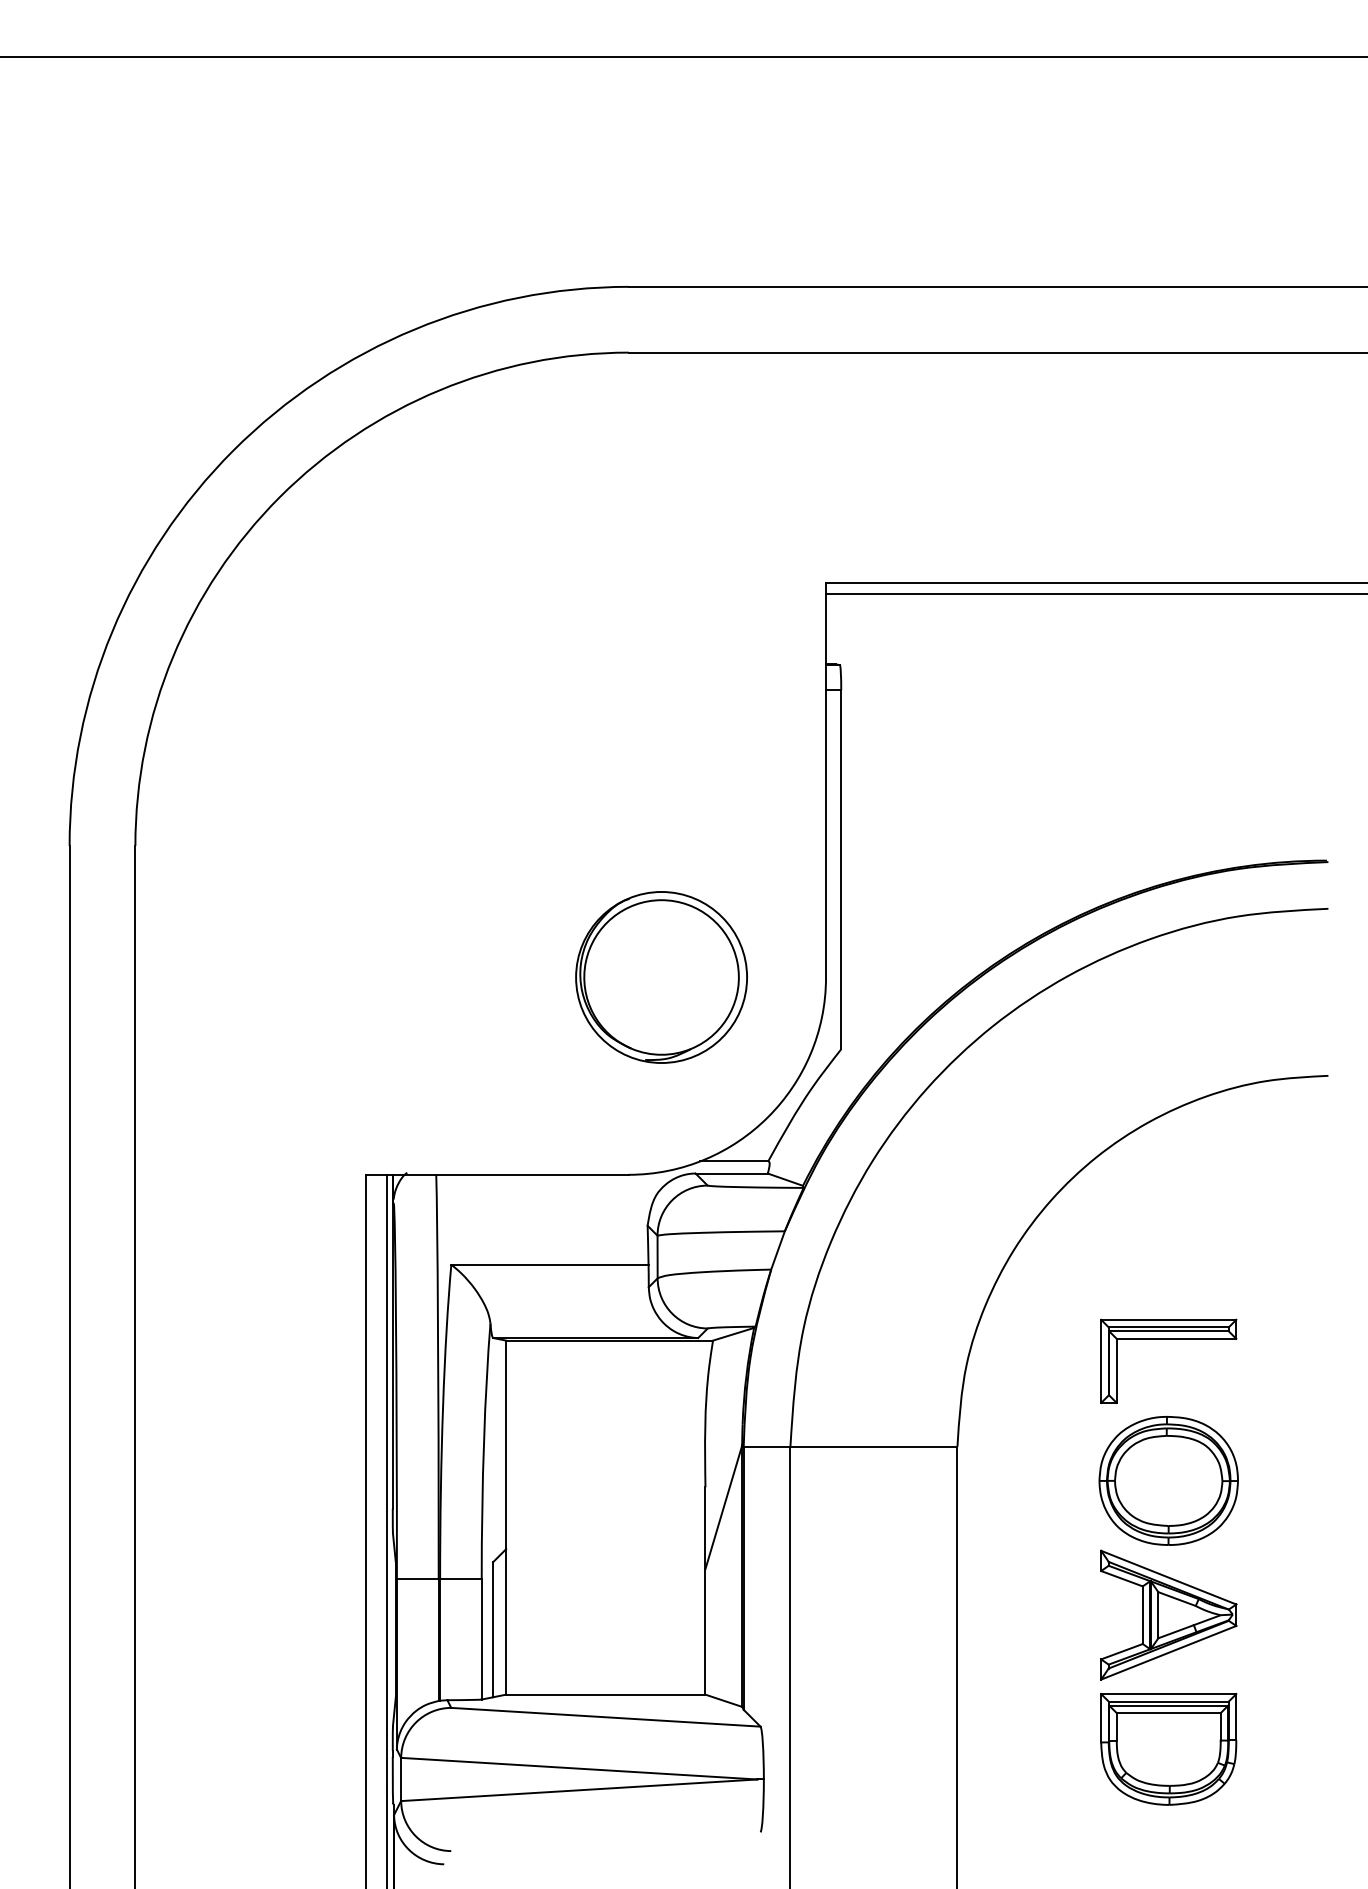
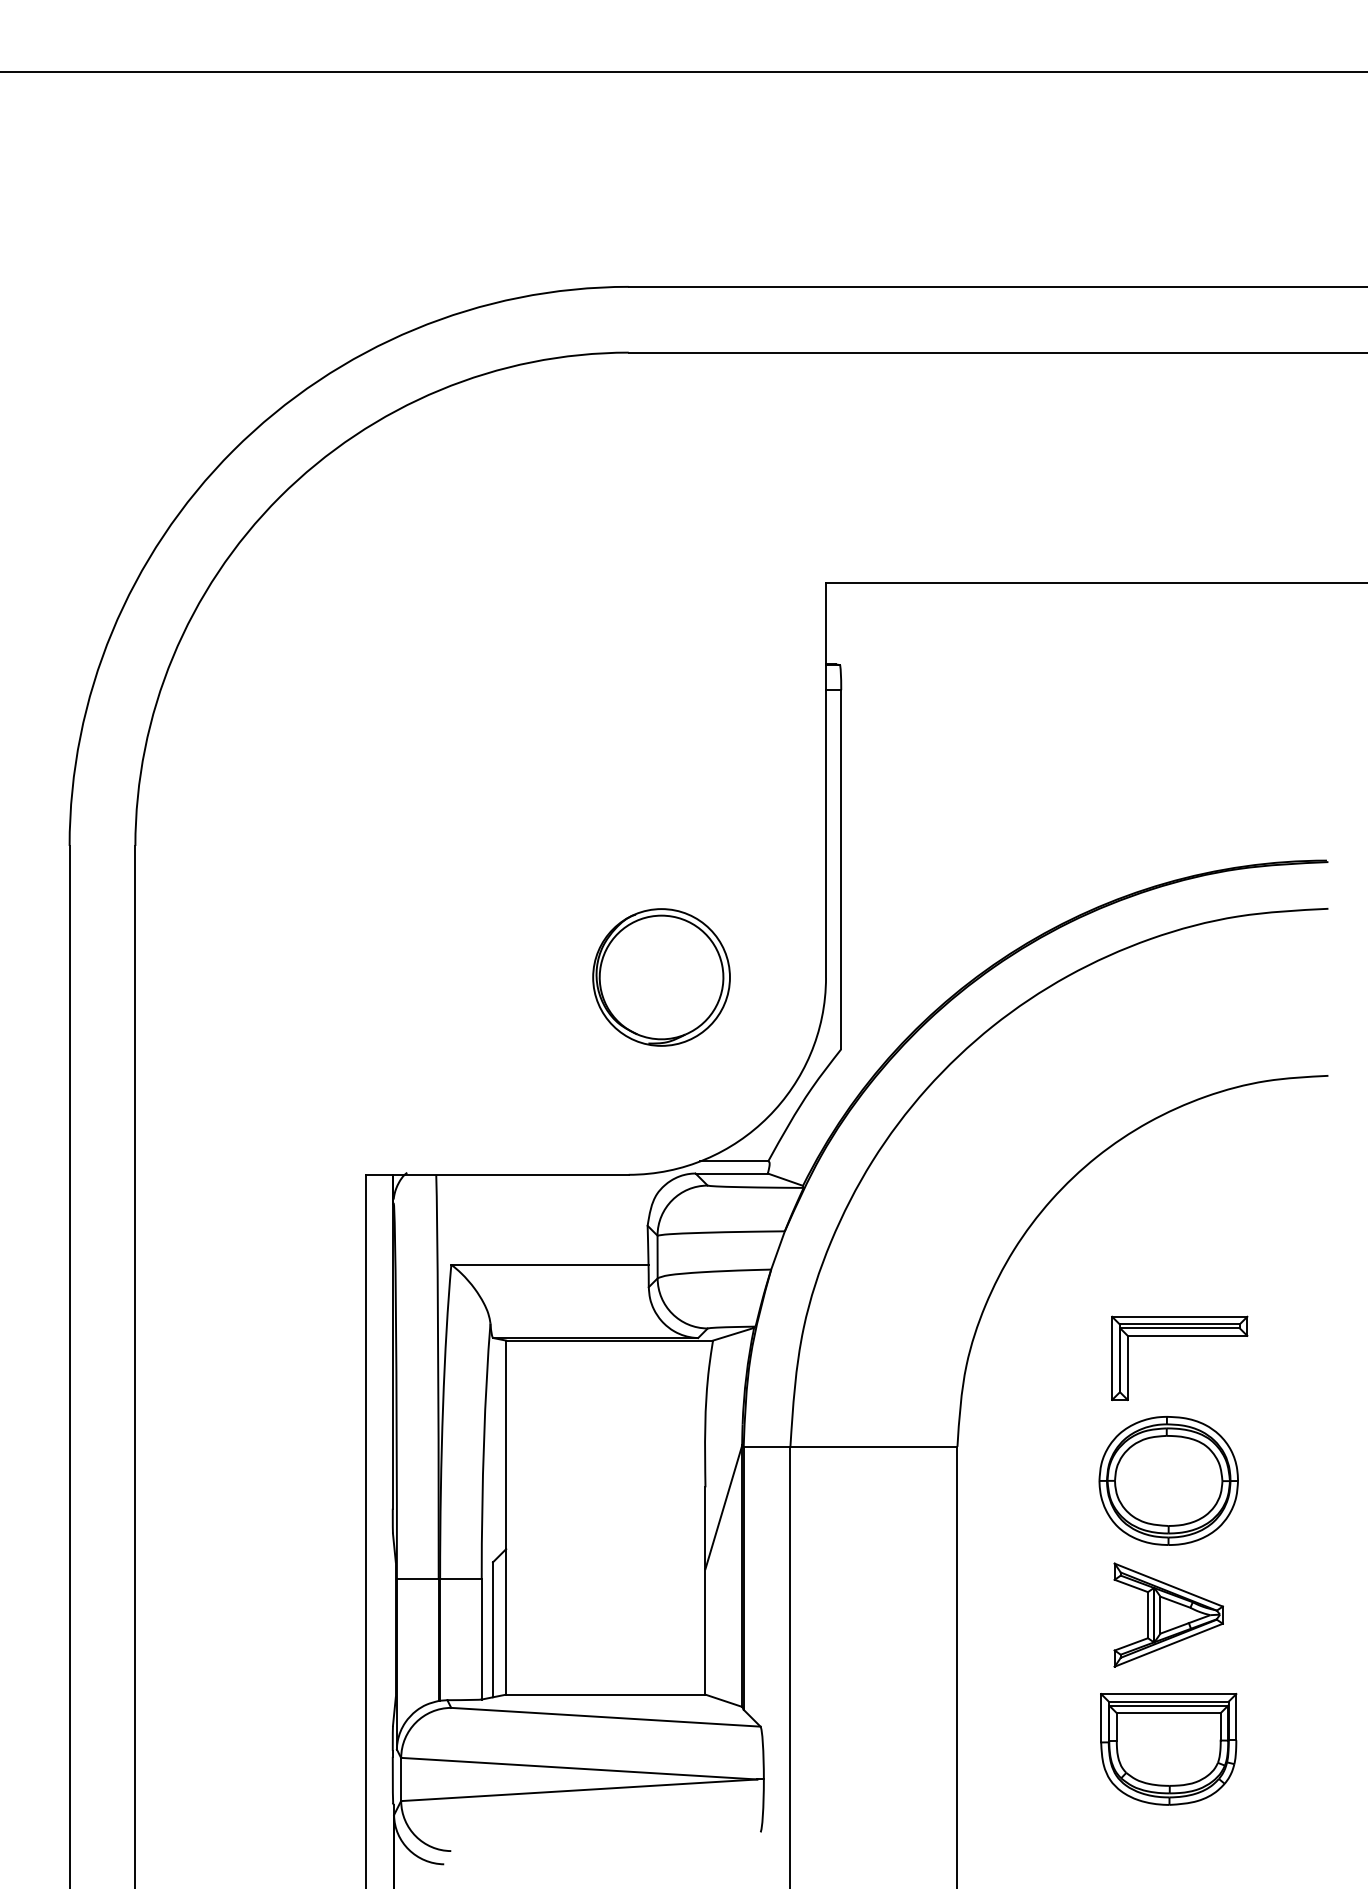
line position: (683, 56) -> (683, 71) (683, 71)
line: present -> none (1095, 594)
part size: 173x173 px -> 139x139 px (661, 977)
part position: (1168, 1339) -> (1179, 1336) (1179, 1336)
line: present -> none (387, 1529)
part size: 138x132 px -> 111x106 px (1168, 1614)
